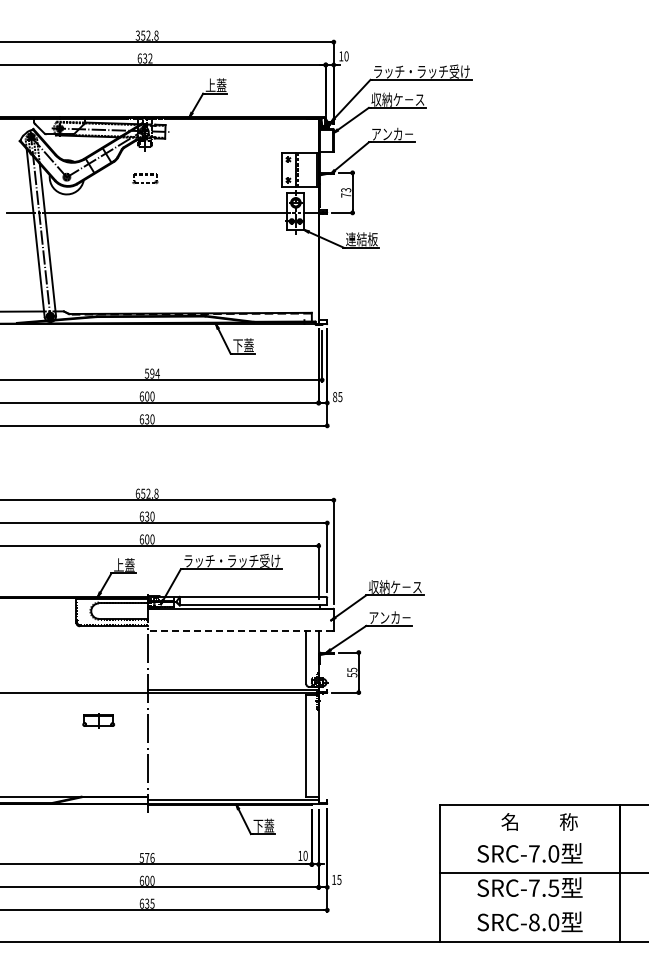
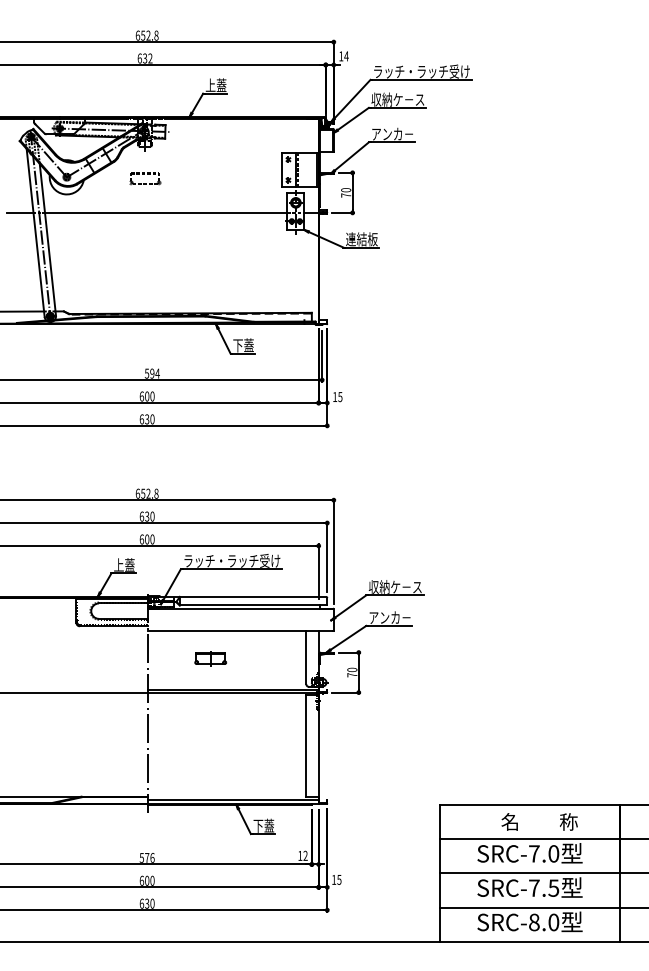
text: 352.8 -> 652.8 (137, 35)
text: 10 -> 14 (346, 56)
part size: 27x12 px -> 33x14 px (145, 178)
text: 73 -> 70 (346, 190)
text: 85 -> 15 (335, 397)
line: dashed -> solid (240, 631)
text: 55 -> 70 (352, 672)
part position: (98, 720) -> (210, 658) (210, 658)
line: none -> present (542, 838)
text: 10 -> 12 (305, 855)
text: 635 -> 630 (152, 903)
line: none -> present (542, 907)
